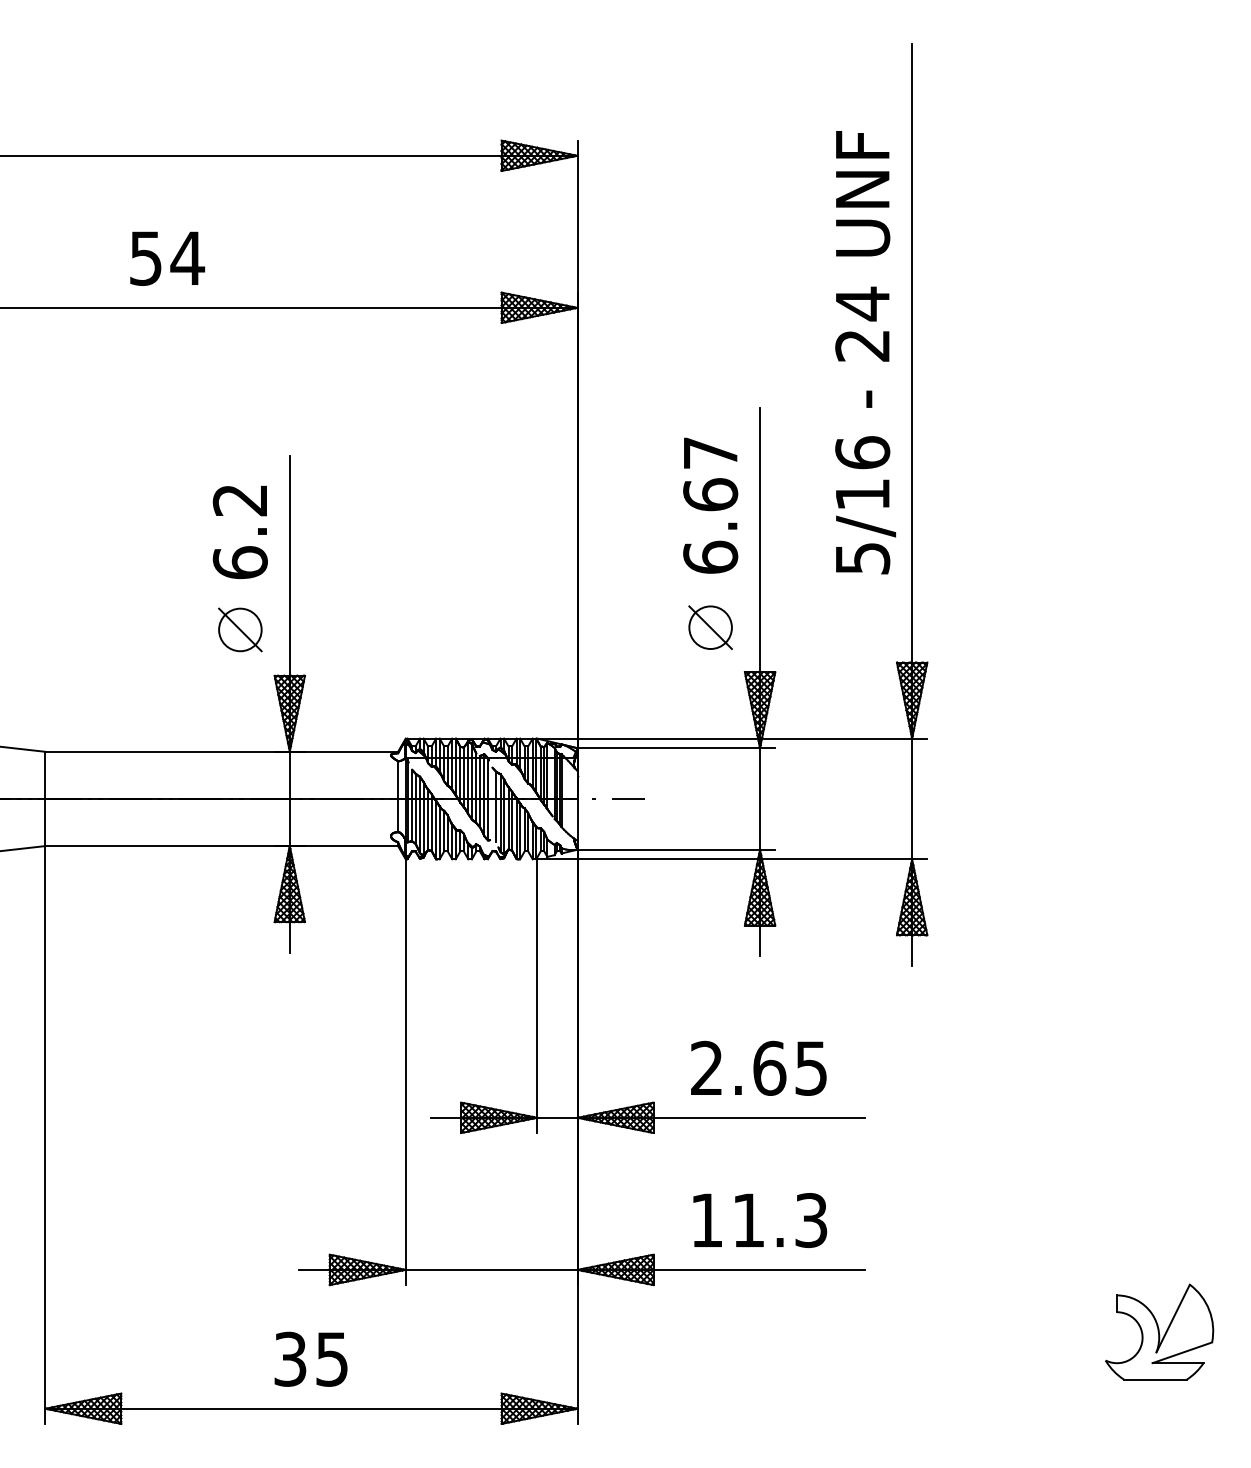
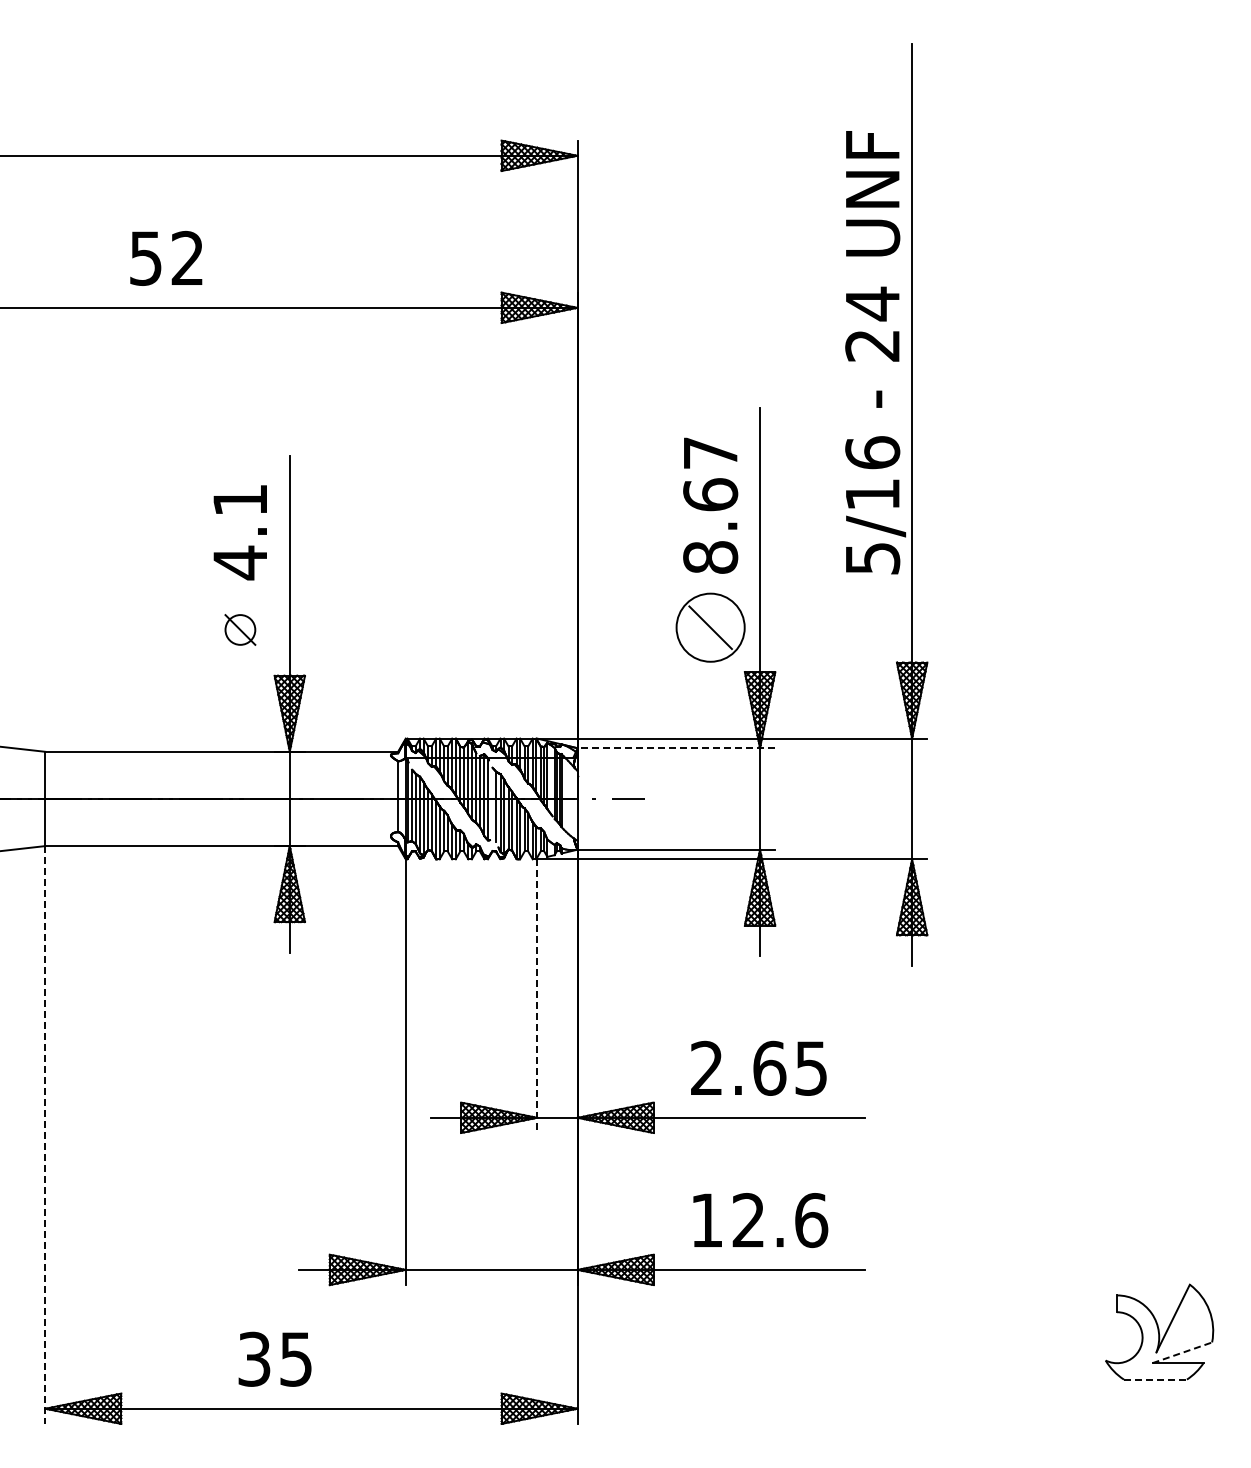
text: 54 -> 52 (187, 257)
text position: (865, 352) -> (875, 352) (875, 352)
text: 6.2 -> 4.1 (239, 532)
text: 6.67 -> 8.67 (710, 556)
circle diameter: 43 px -> 68 px (710, 627)
part size: 45x46 px -> 33x32 px (240, 629)
line: solid -> dashed (676, 748)
line: solid -> dashed (537, 996)
line: solid -> dashed (45, 1135)
text: 11.3 -> 12.6 (780, 1220)
line: solid -> dashed (1182, 1352)
text position: (310, 1358) -> (274, 1358) (274, 1358)
line: solid -> dashed (1155, 1379)
